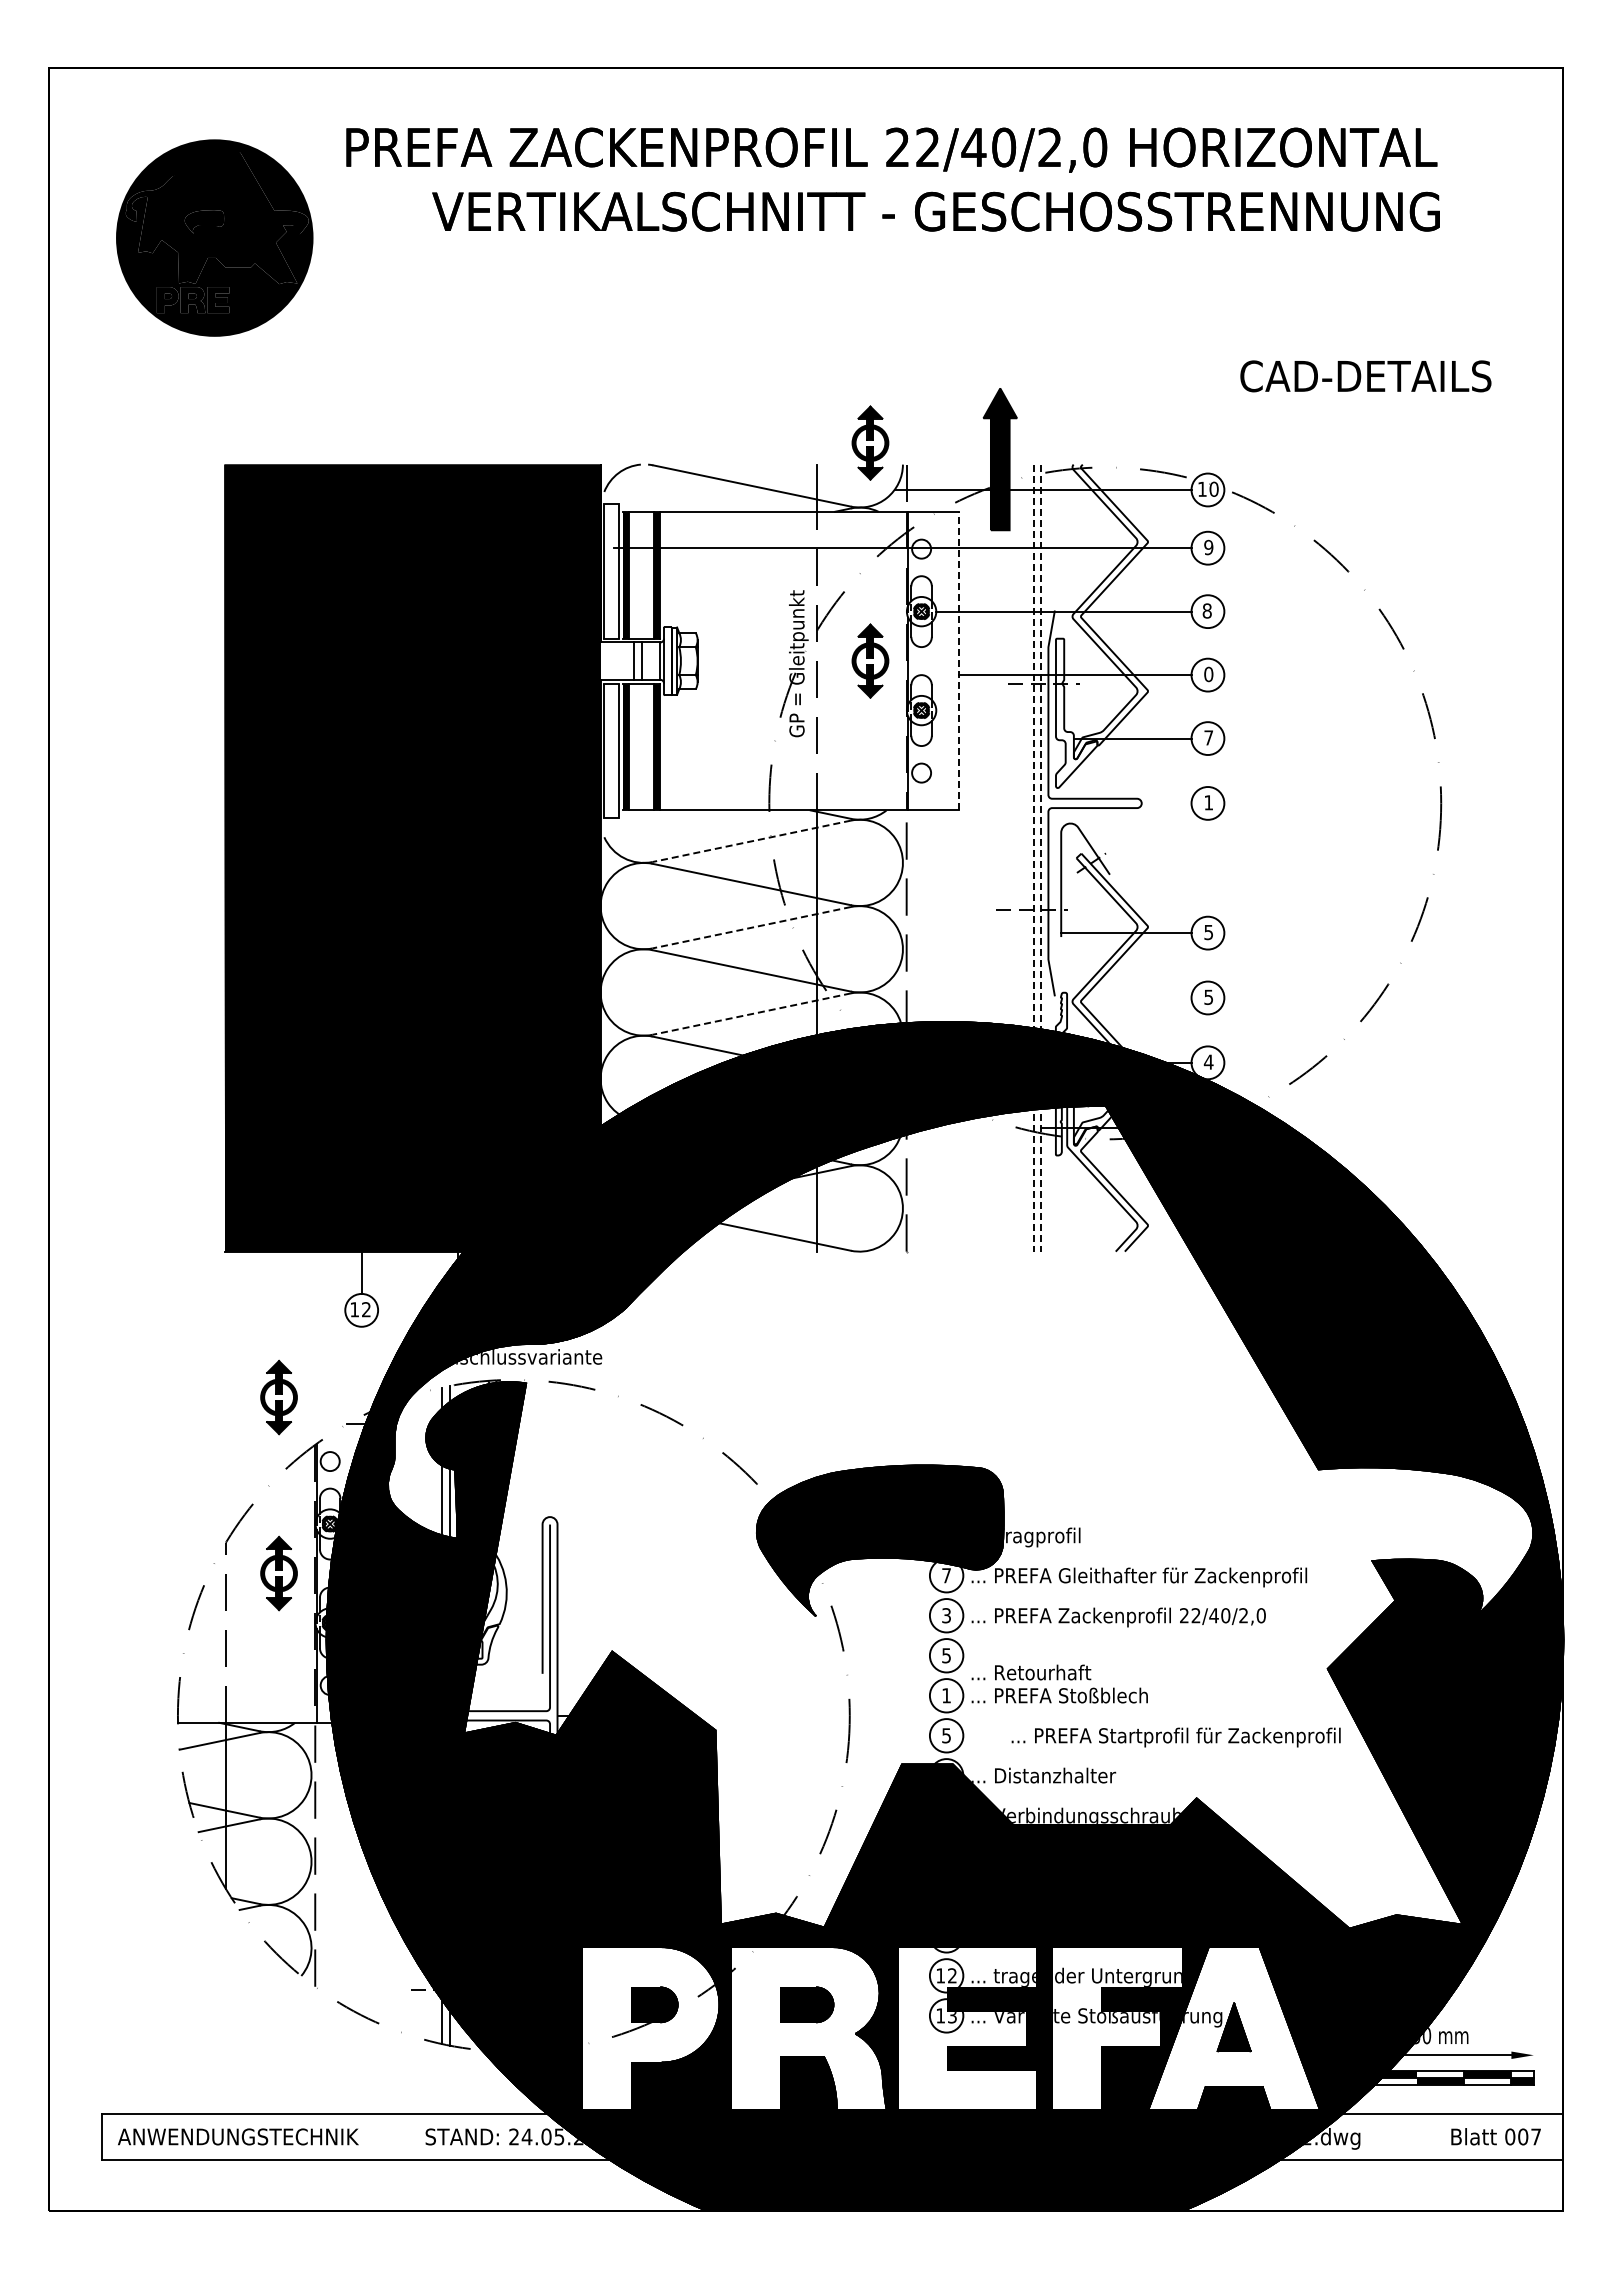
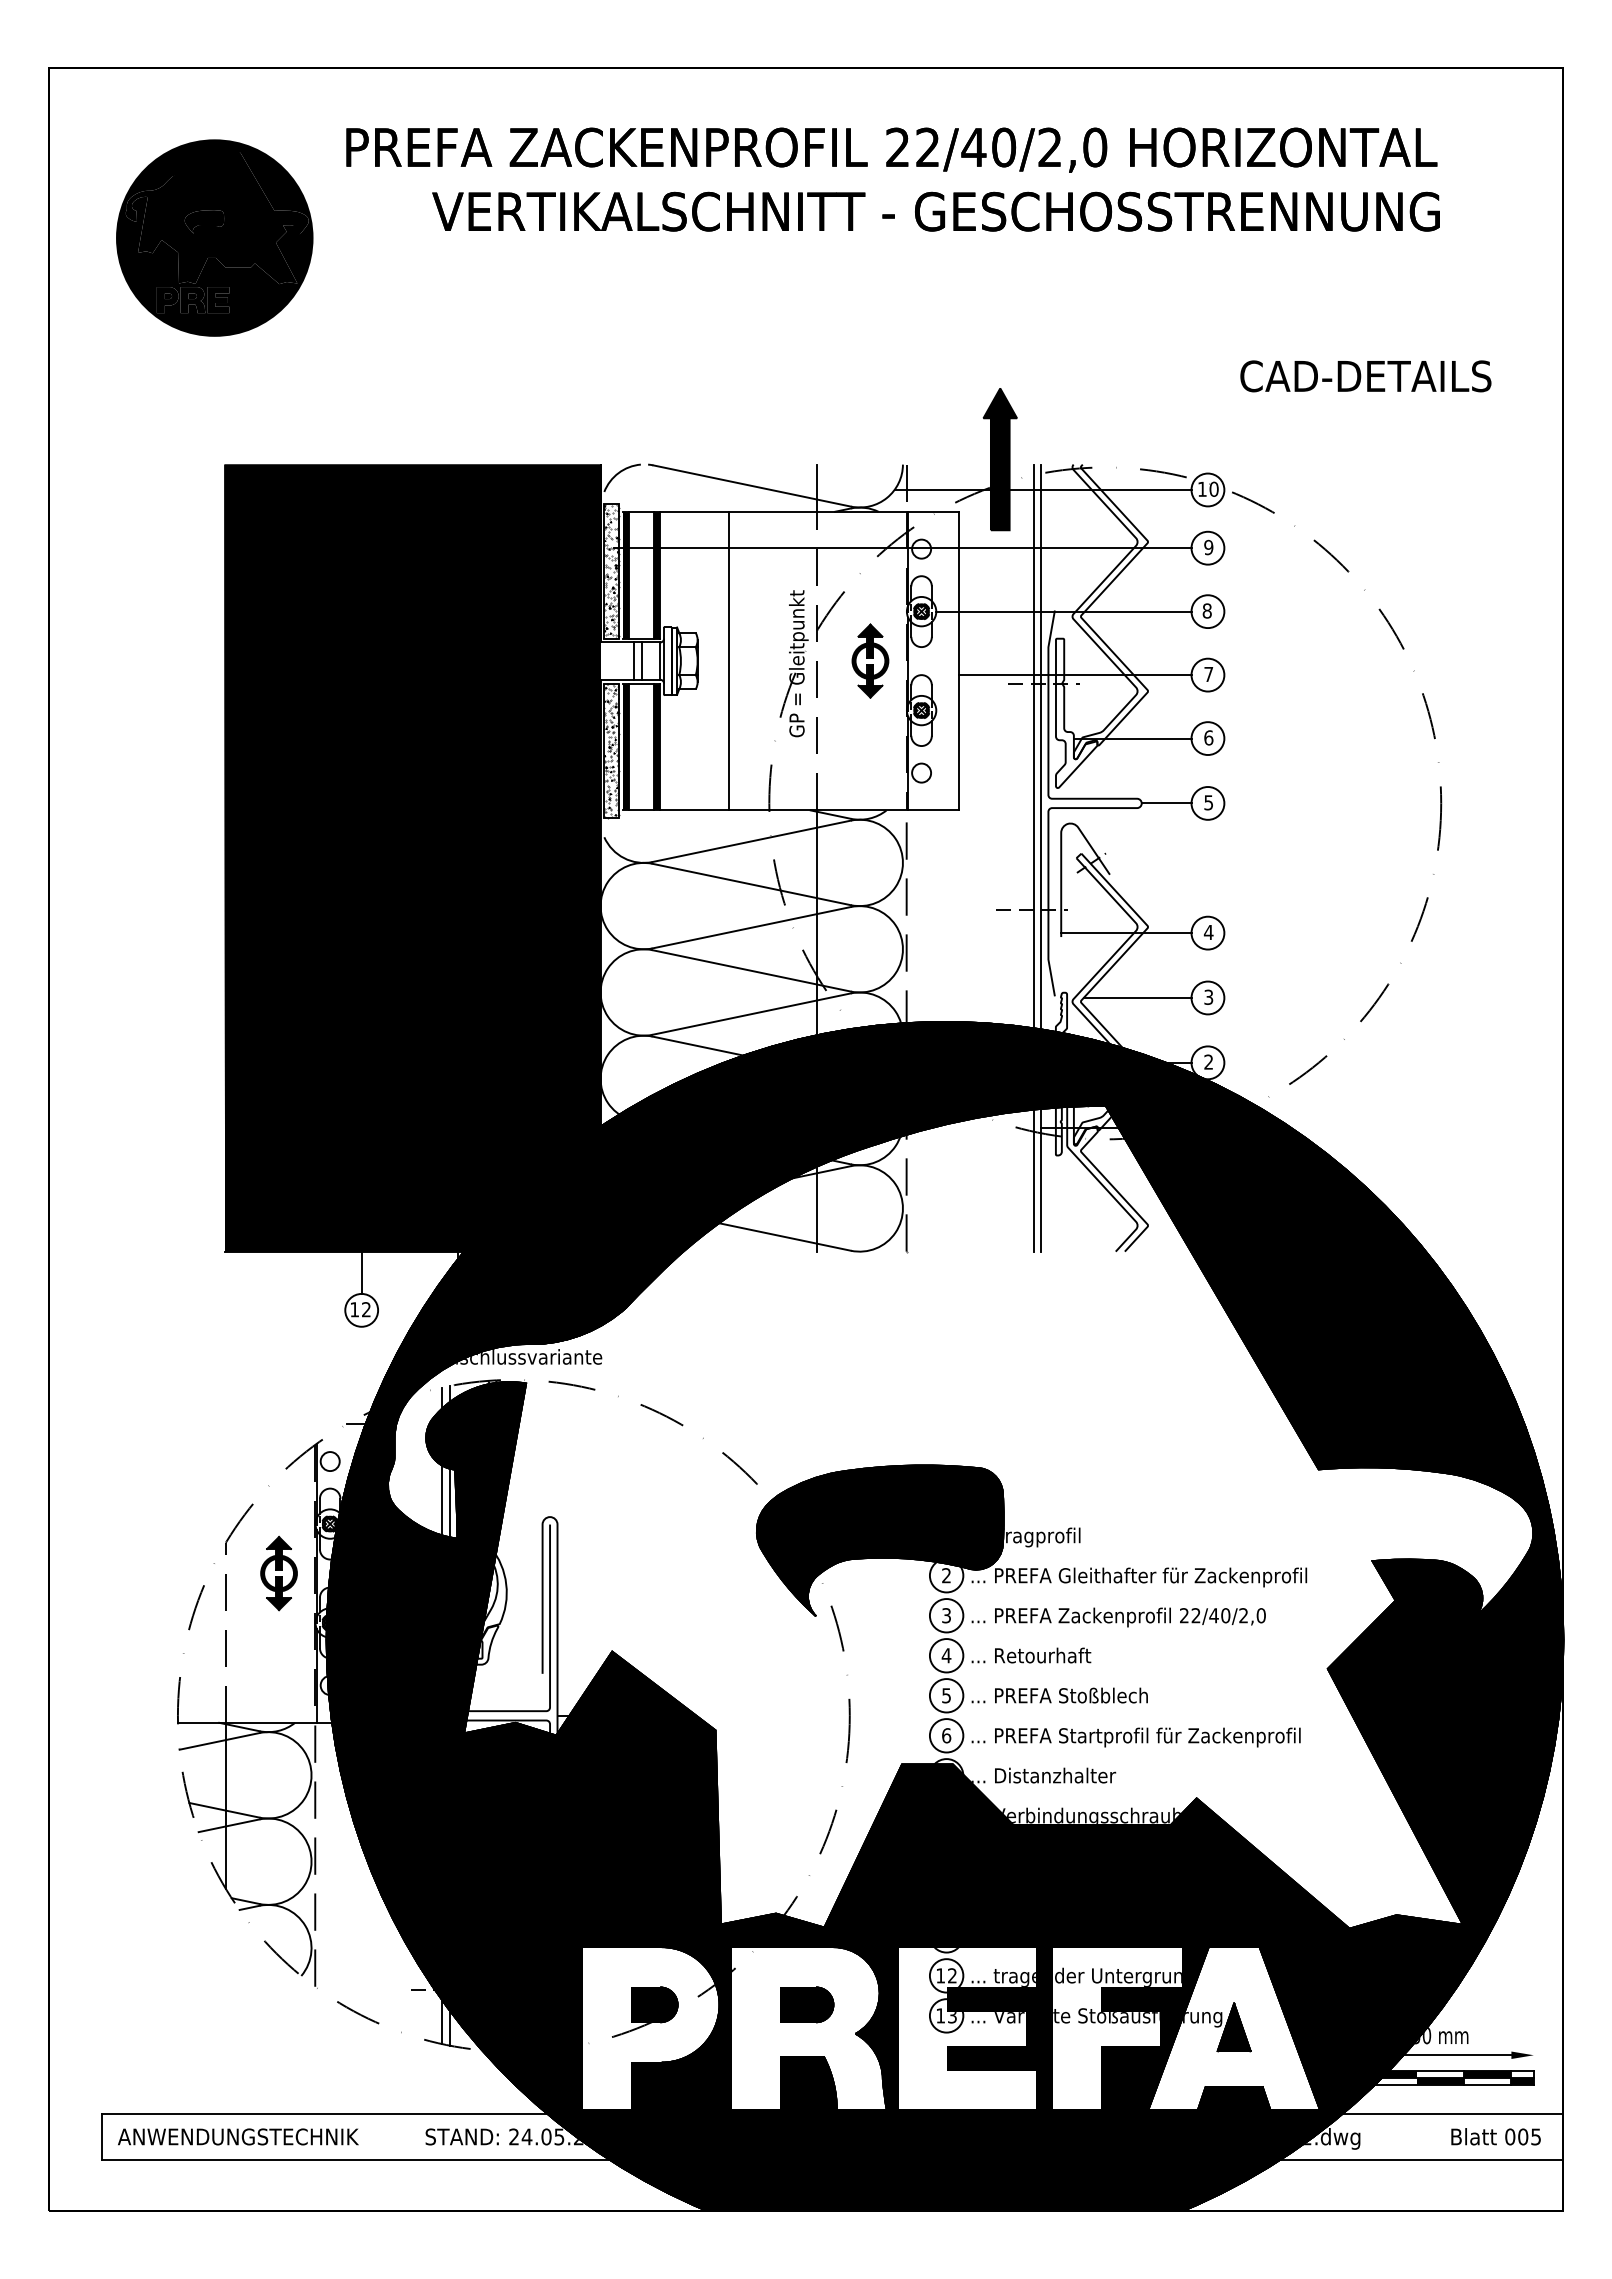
part: present -> none (870, 442)
hatch: none -> present (611, 571)
line: none -> present (729, 660)
line: dashed -> solid (958, 660)
text: 0 -> 7 (1208, 674)
text: 7 -> 6 (1208, 737)
hatch: none -> present (611, 750)
text: 1 -> 5 (1208, 802)
line: none -> present (1166, 803)
line: dashed -> solid (751, 841)
line: dashed -> solid (1033, 858)
line: dashed -> solid (1041, 858)
line: dashed -> solid (751, 927)
text: 5 -> 4 (1208, 932)
text: 5 -> 3 (1208, 996)
line: none -> present (1137, 997)
line: dashed -> solid (751, 1014)
text: 4 -> 2 (1208, 1061)
part: present -> none (278, 1397)
text: 7 -> 2 (946, 1575)
text: 5 -> 4 (946, 1655)
text position: (1031, 1672) -> (1031, 1655) (1031, 1655)
text: 1 -> 5 (946, 1695)
text: 5 -> 6 (946, 1735)
text position: (1175, 1737) -> (1135, 1737) (1135, 1737)
text: 007 -> 005 (1535, 2136)
